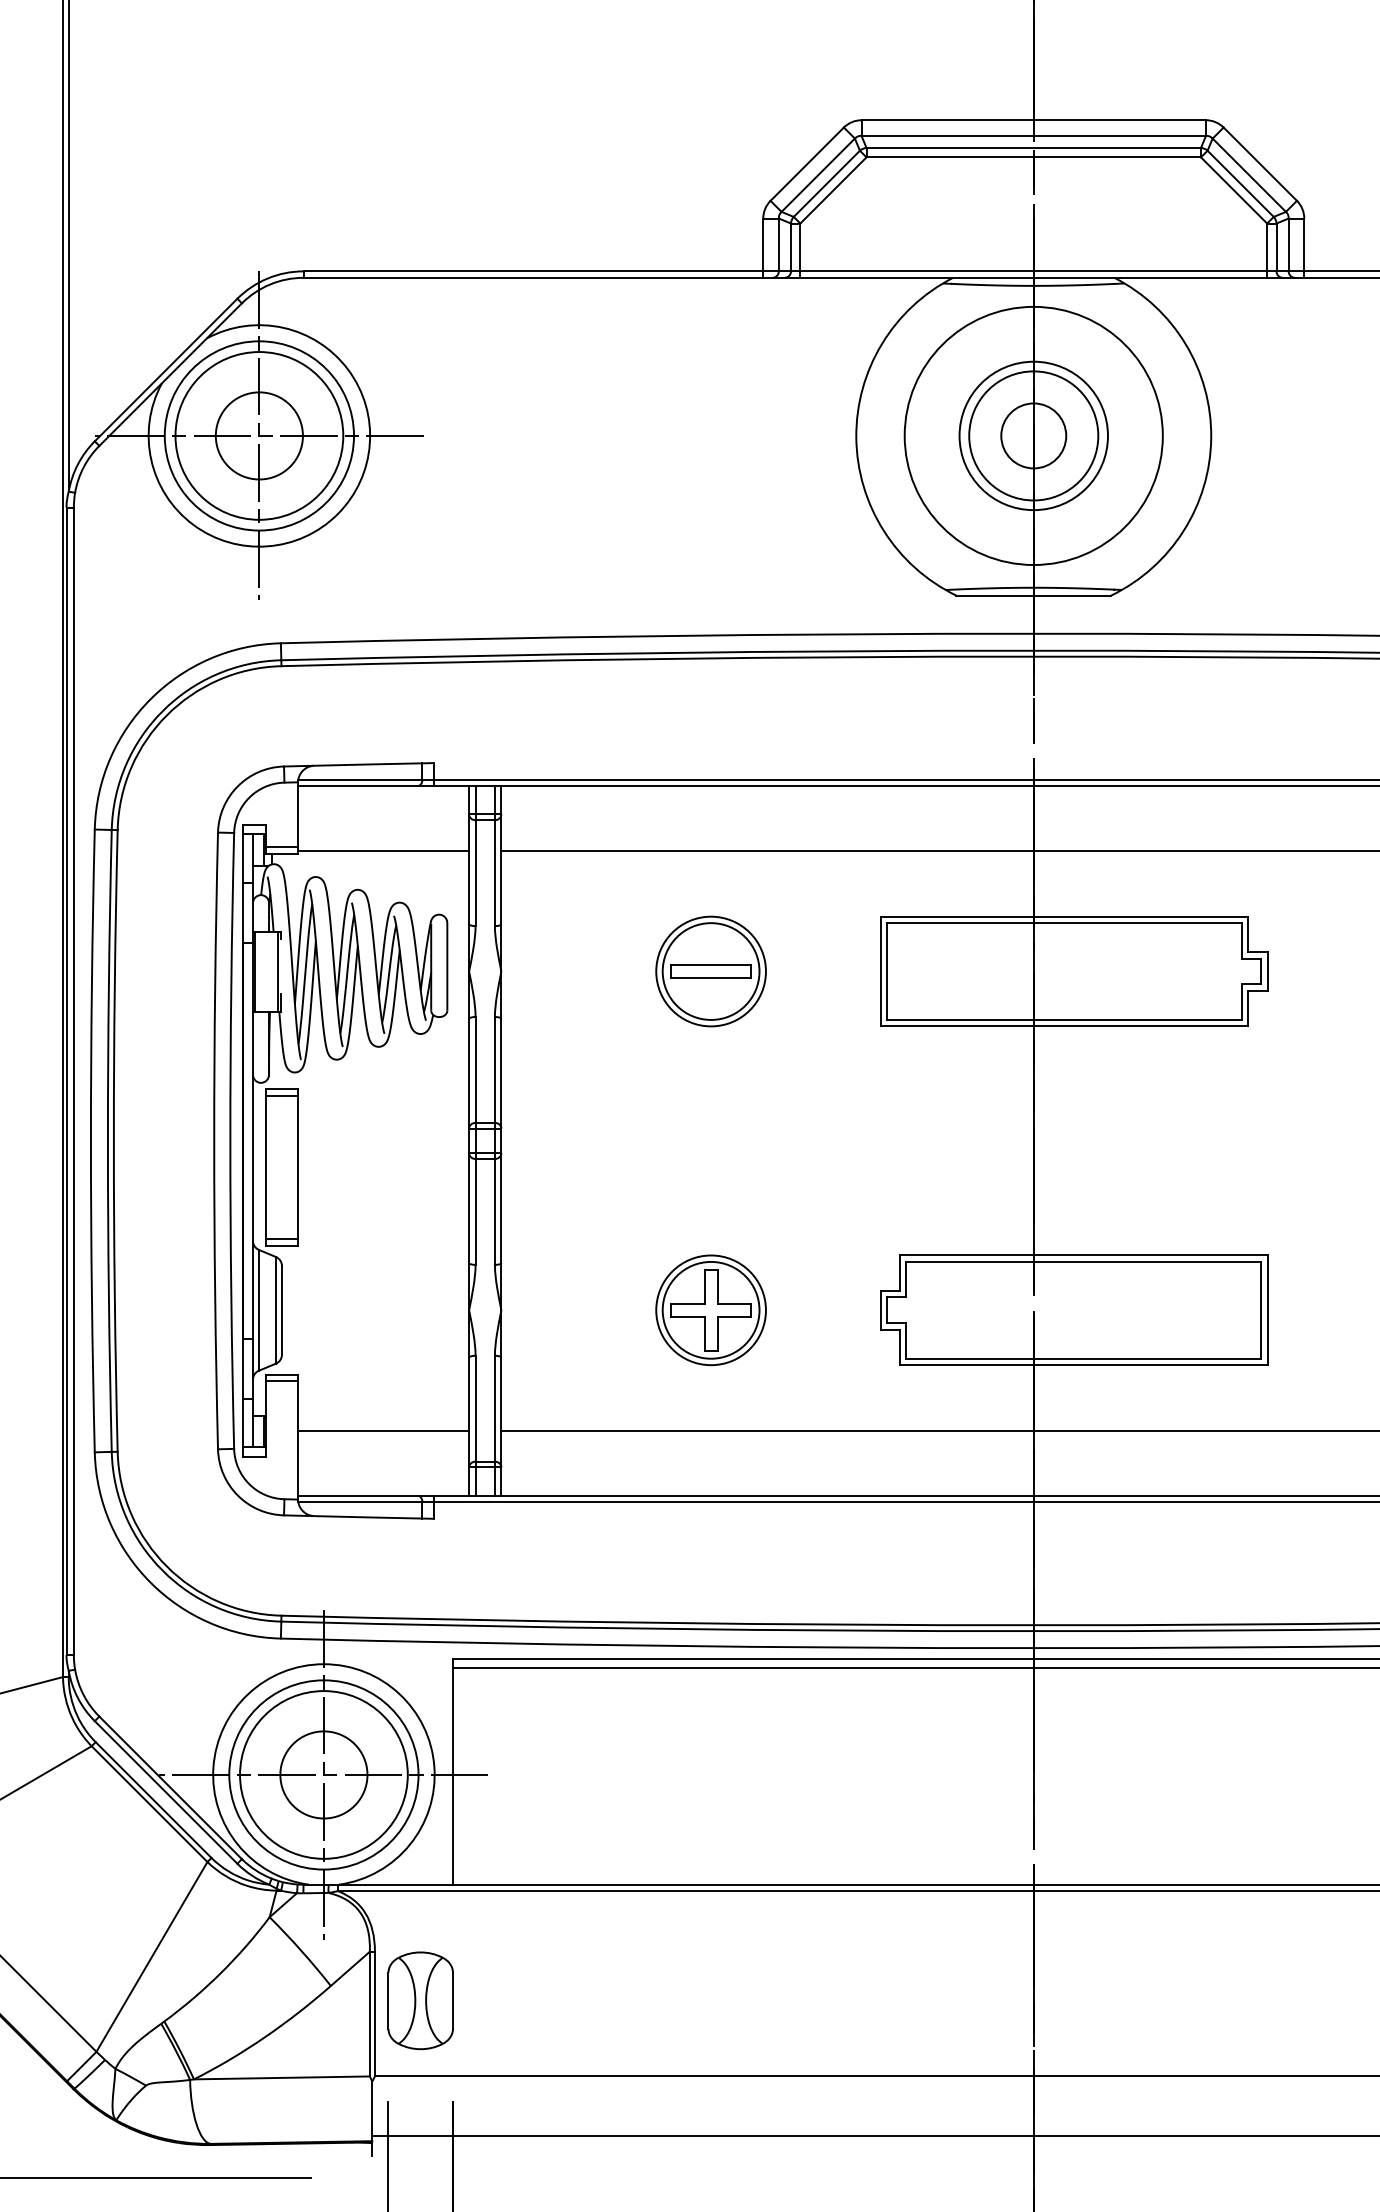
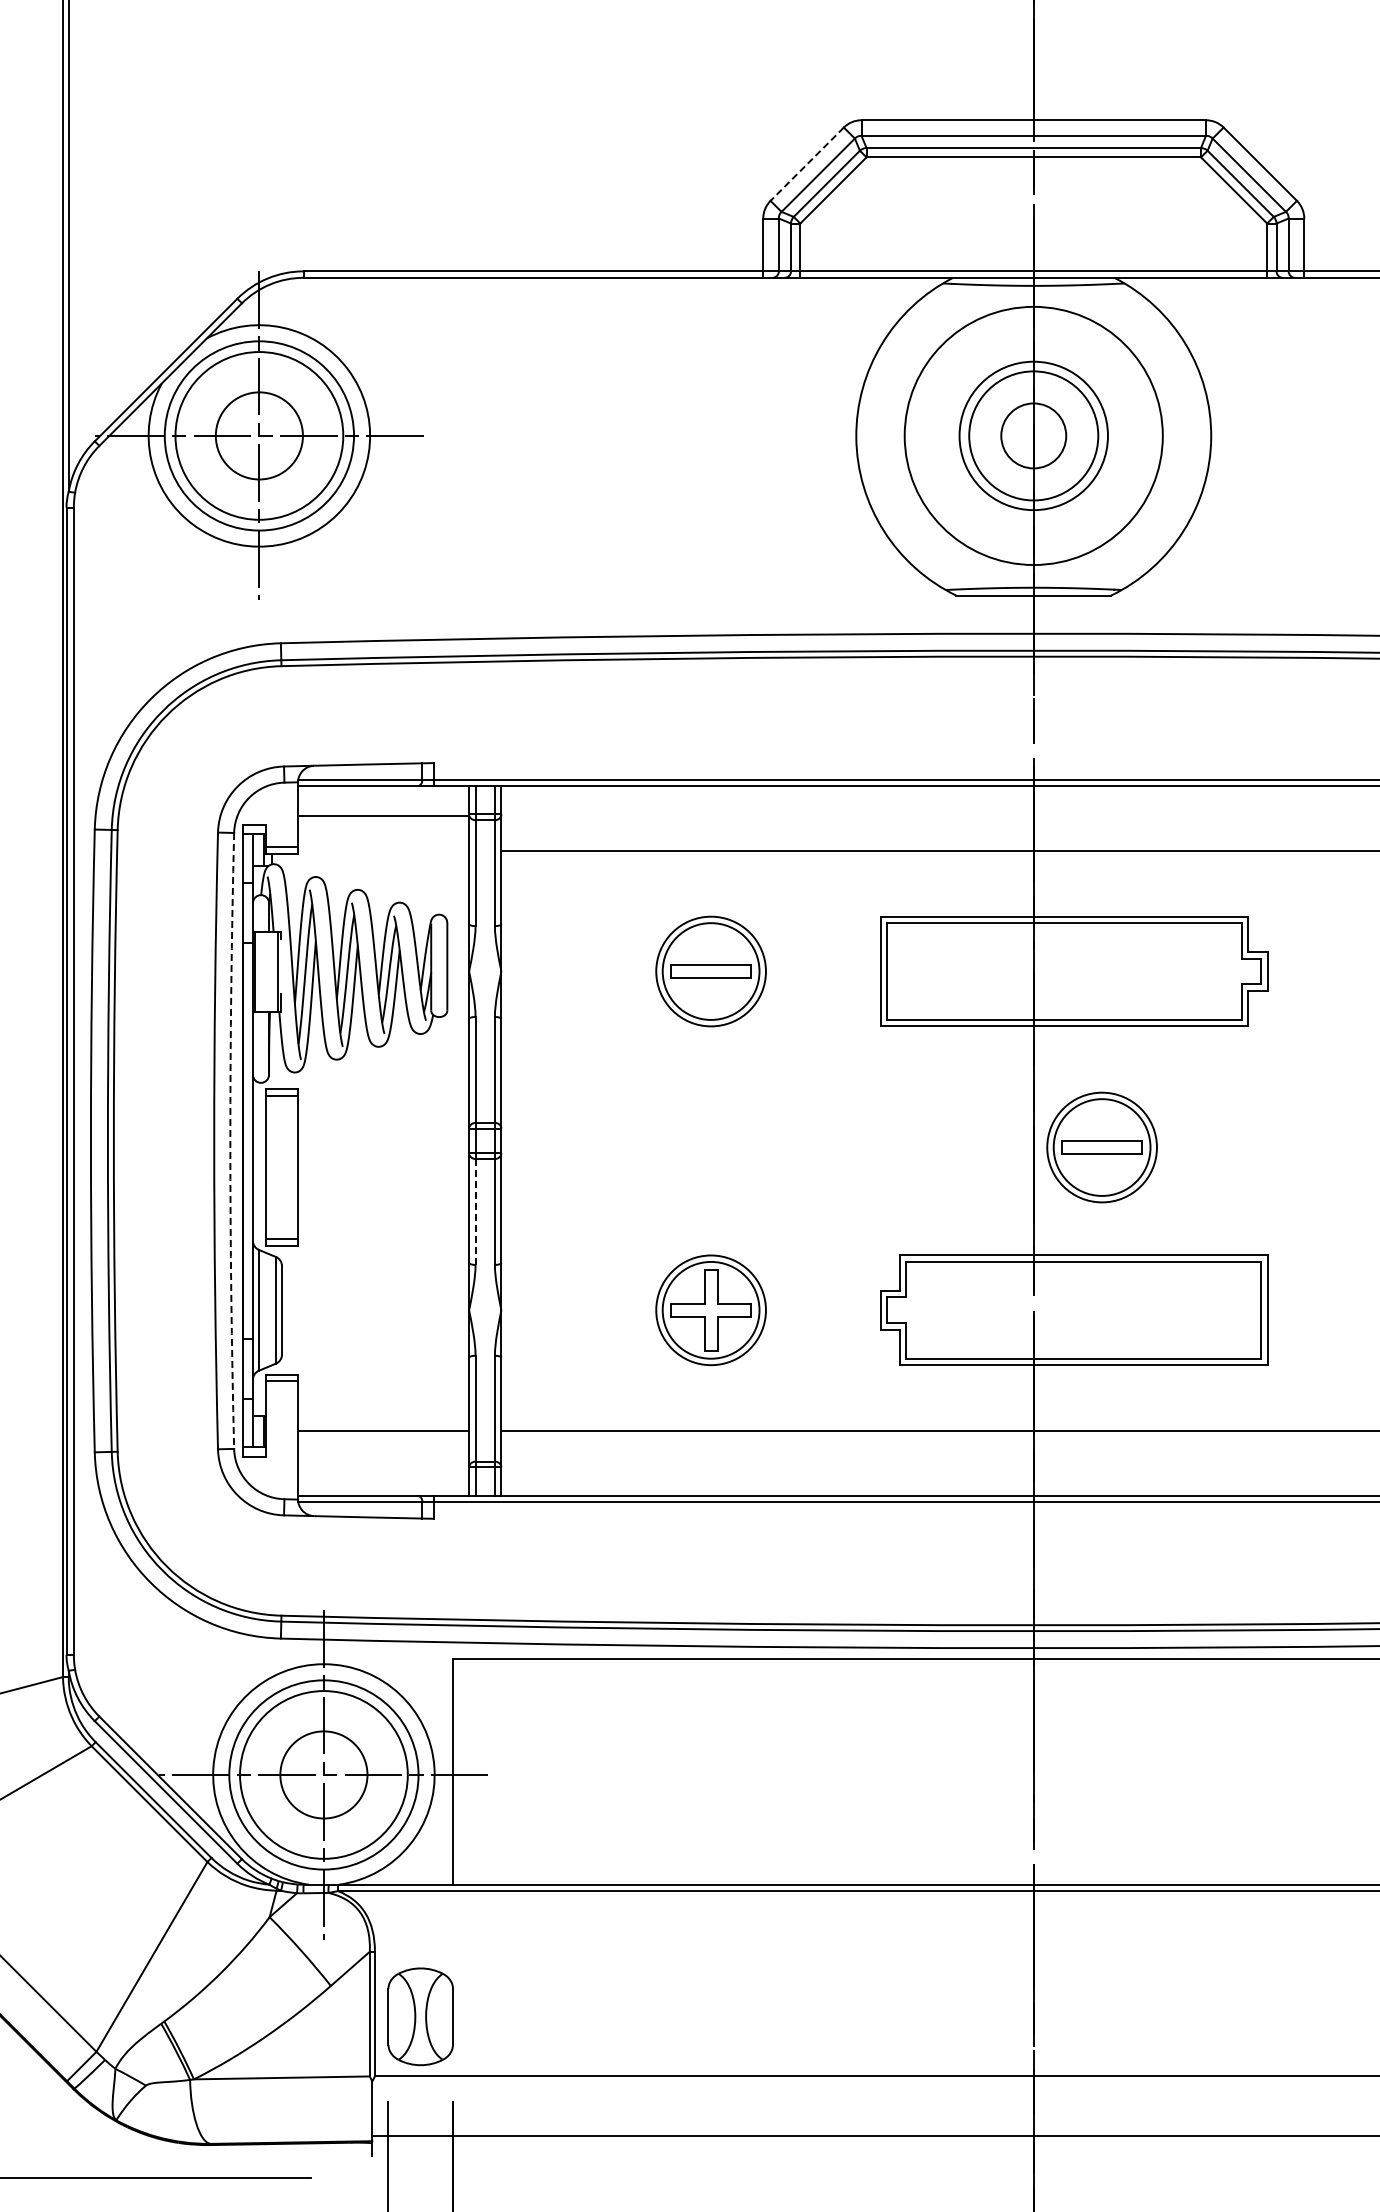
line: solid -> dashed (807, 164)
line position: (383, 850) -> (383, 815) (383, 815)
arc: solid -> dashed (230, 1140)
part: none -> present (1101, 1147)
line: solid -> dashed (475, 1211)
line: present -> none (914, 1668)
part position: (420, 2000) -> (420, 2016) (420, 2016)
